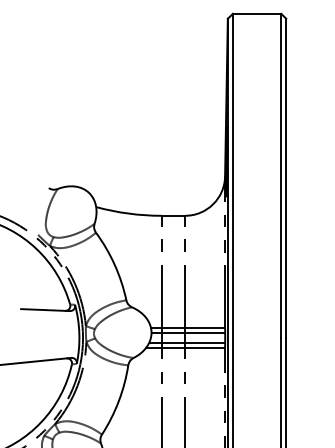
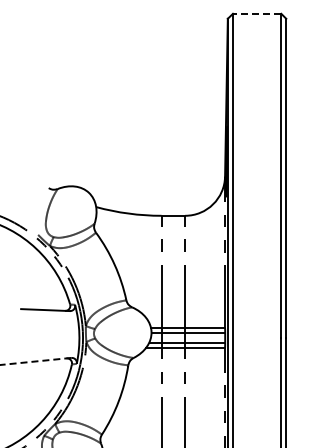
line: solid -> dashed (256, 13)
line: solid -> dashed (35, 361)
